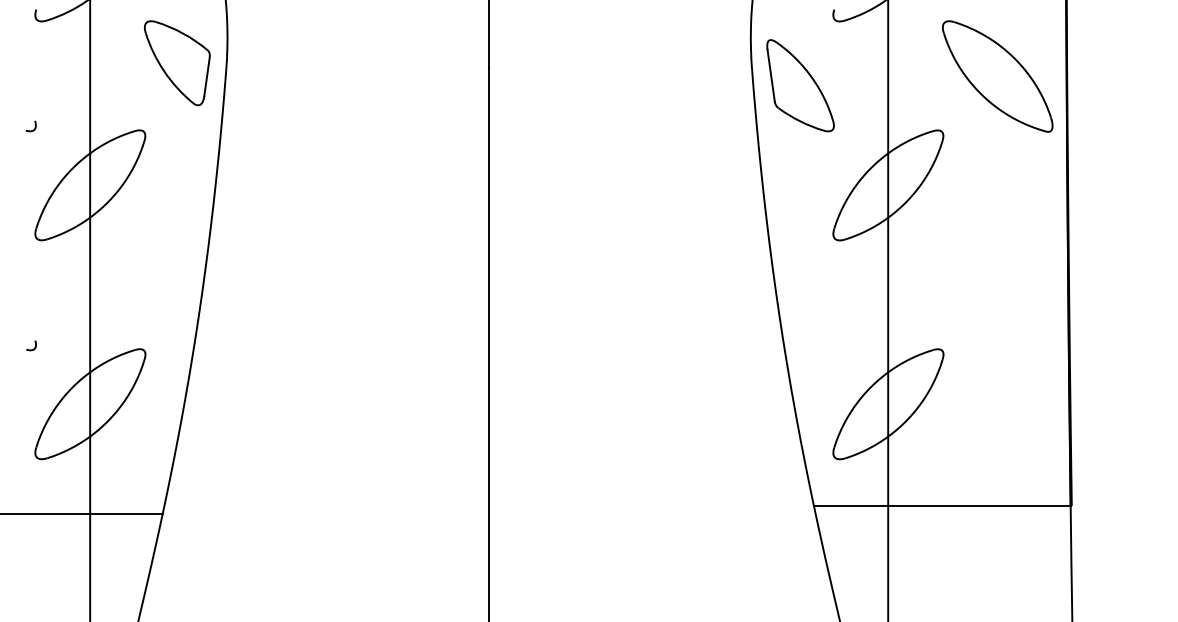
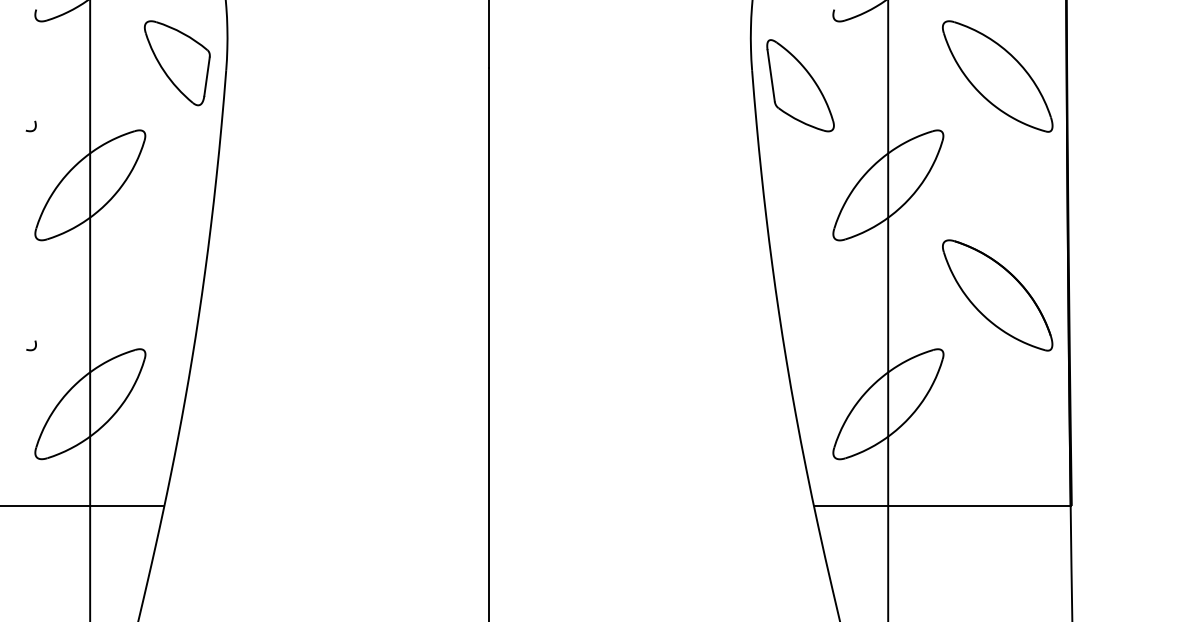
part: none -> present (997, 295)
line position: (82, 513) -> (82, 505) (82, 505)
